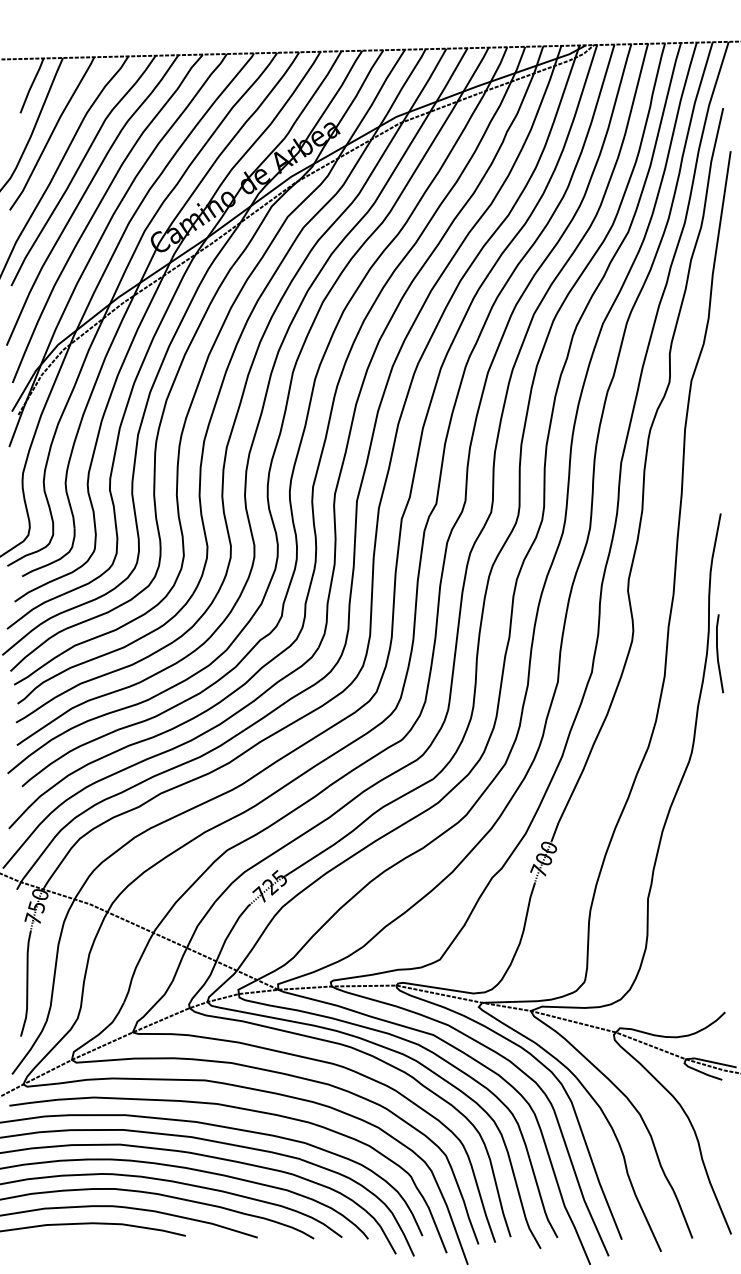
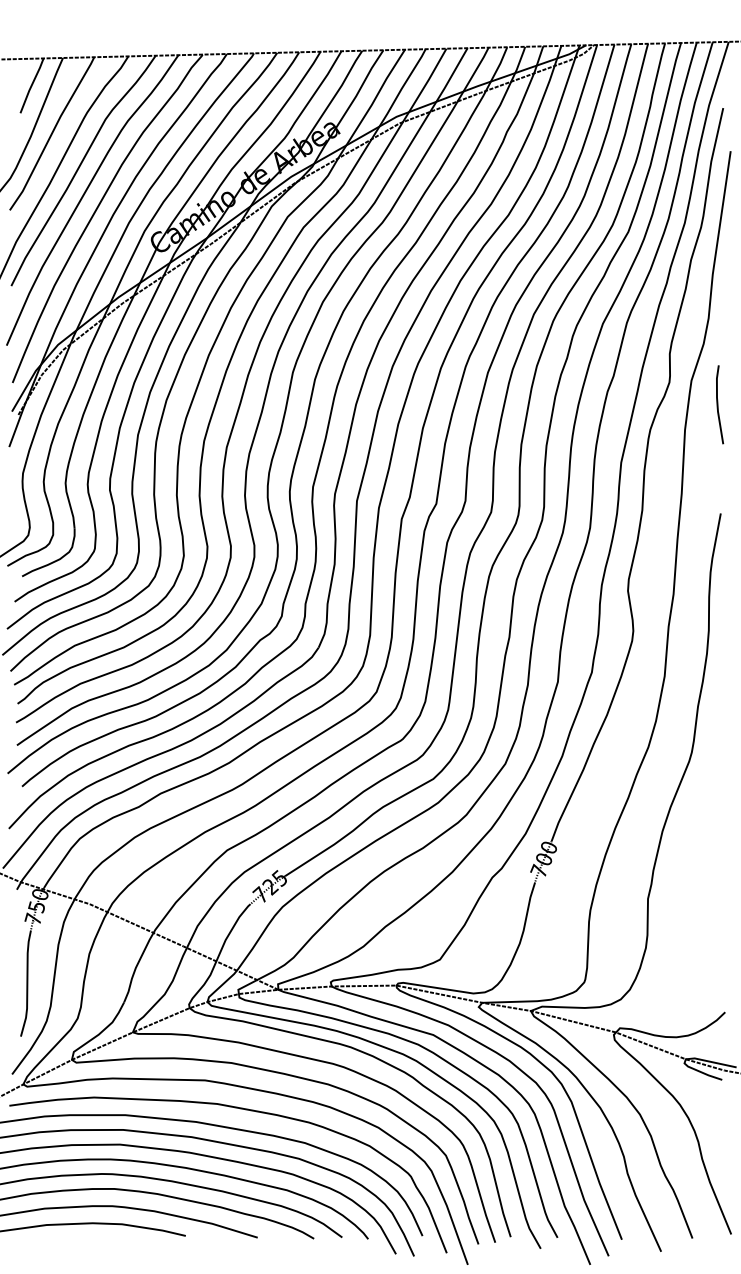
line position: (718, 653) -> (718, 404) (718, 404)
